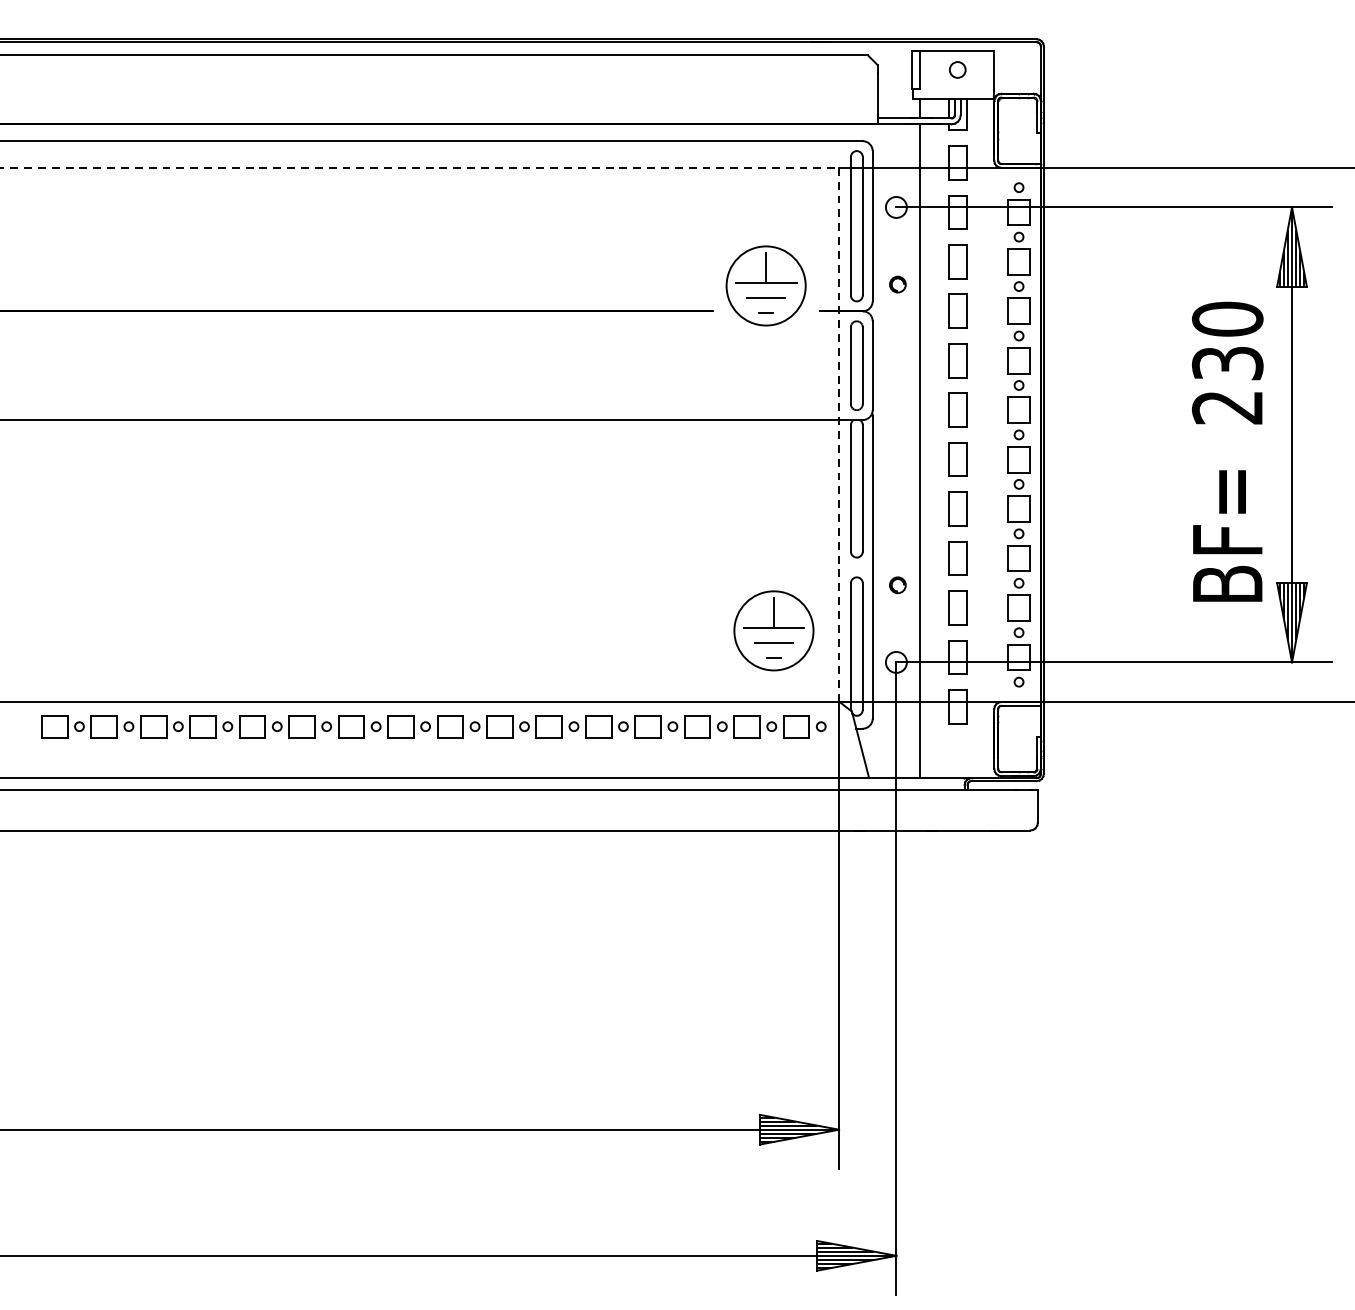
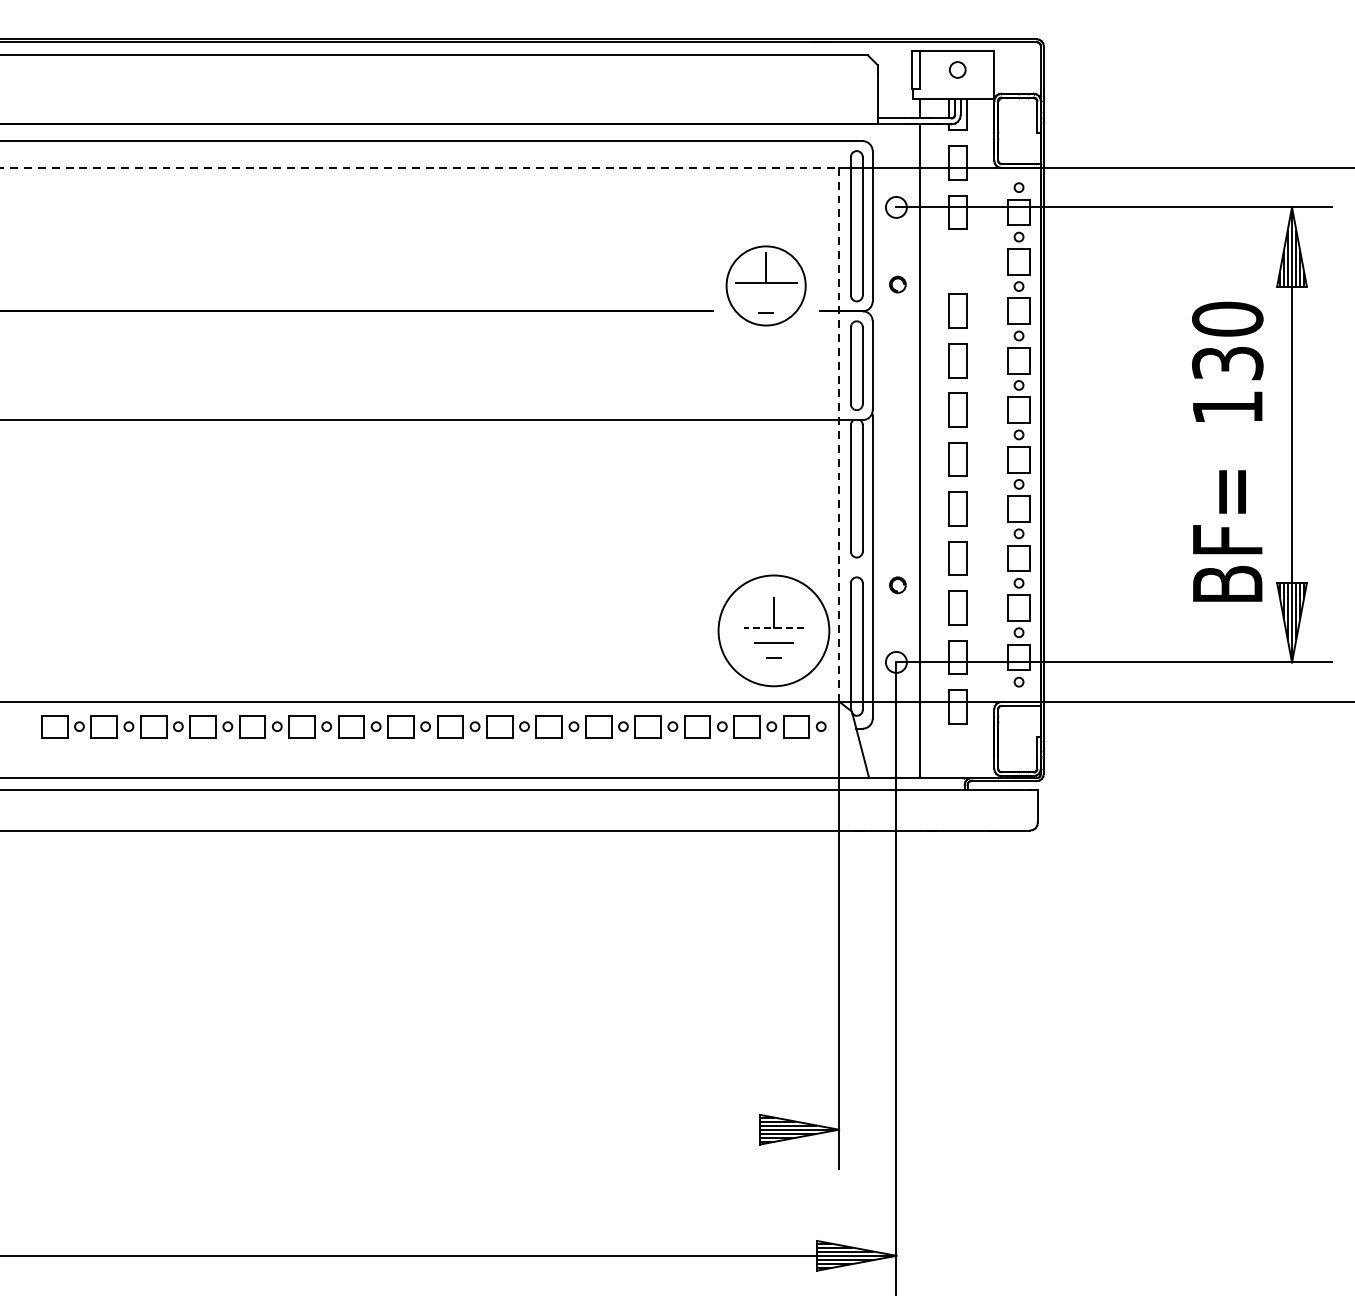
part: present -> none (957, 261)
line: present -> none (765, 297)
text: 230 -> 130 (1227, 407)
line: solid -> dashed (773, 627)
circle diameter: 79 px -> 111 px (773, 630)
line: present -> none (380, 1129)
